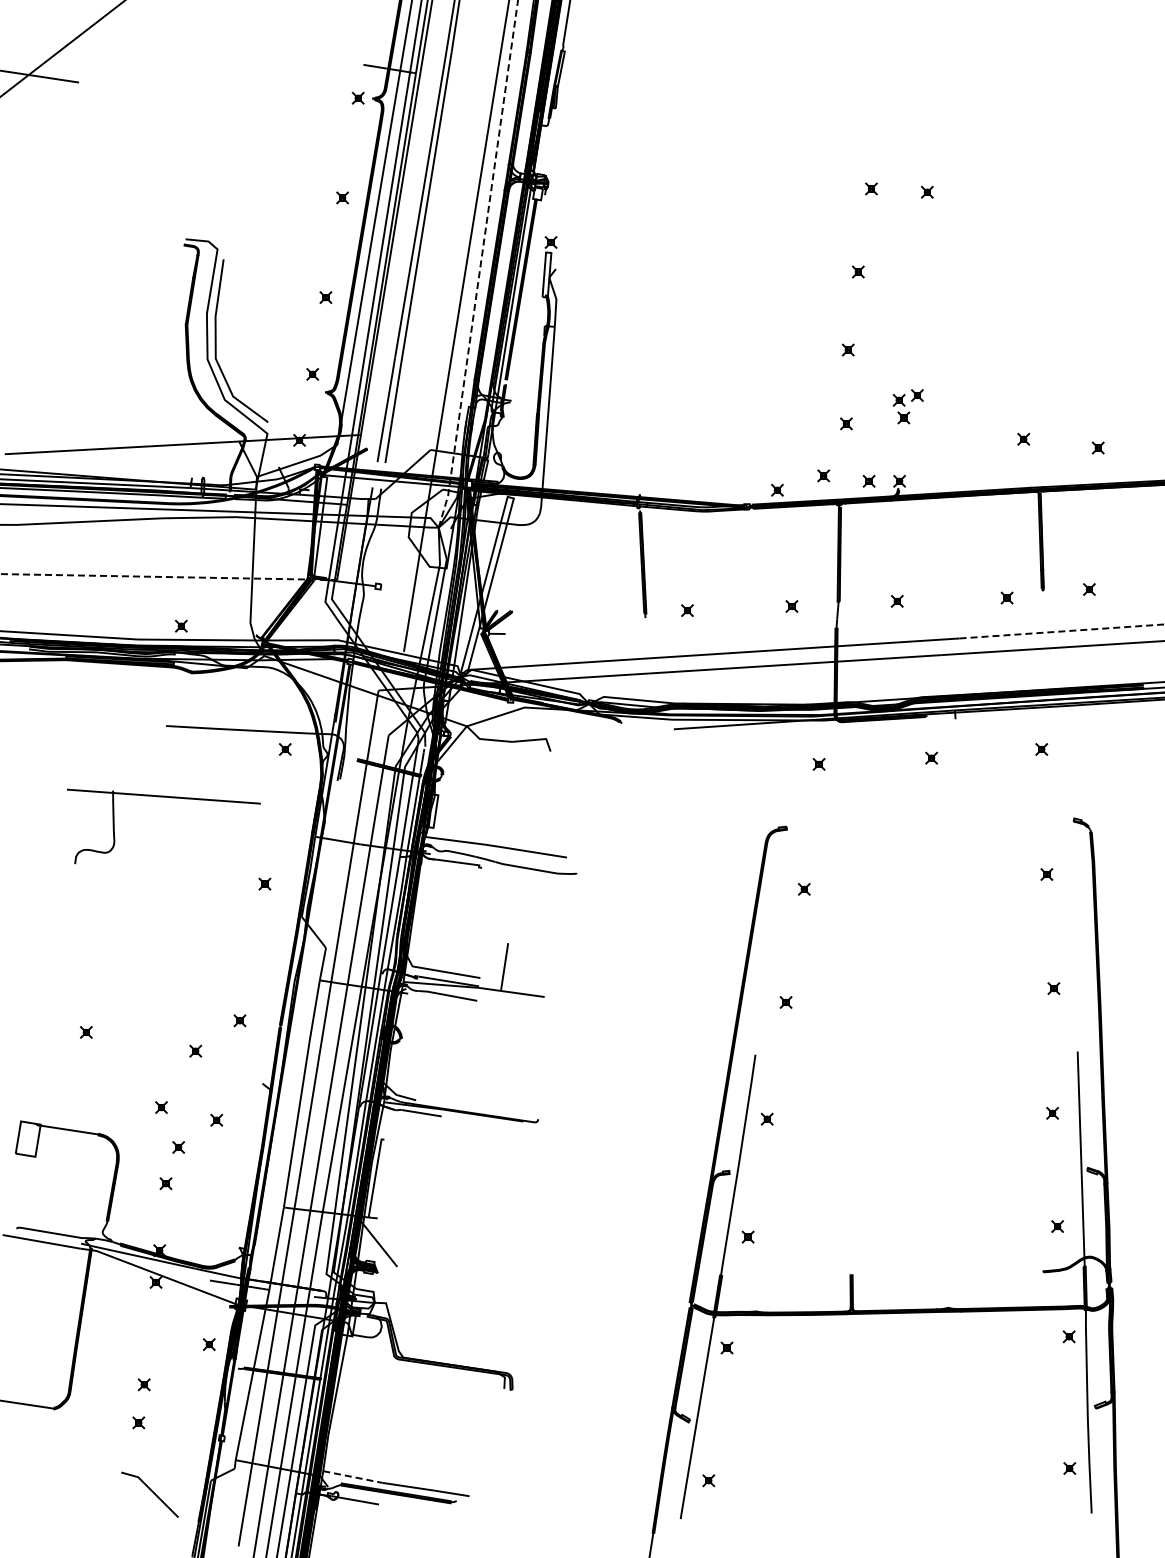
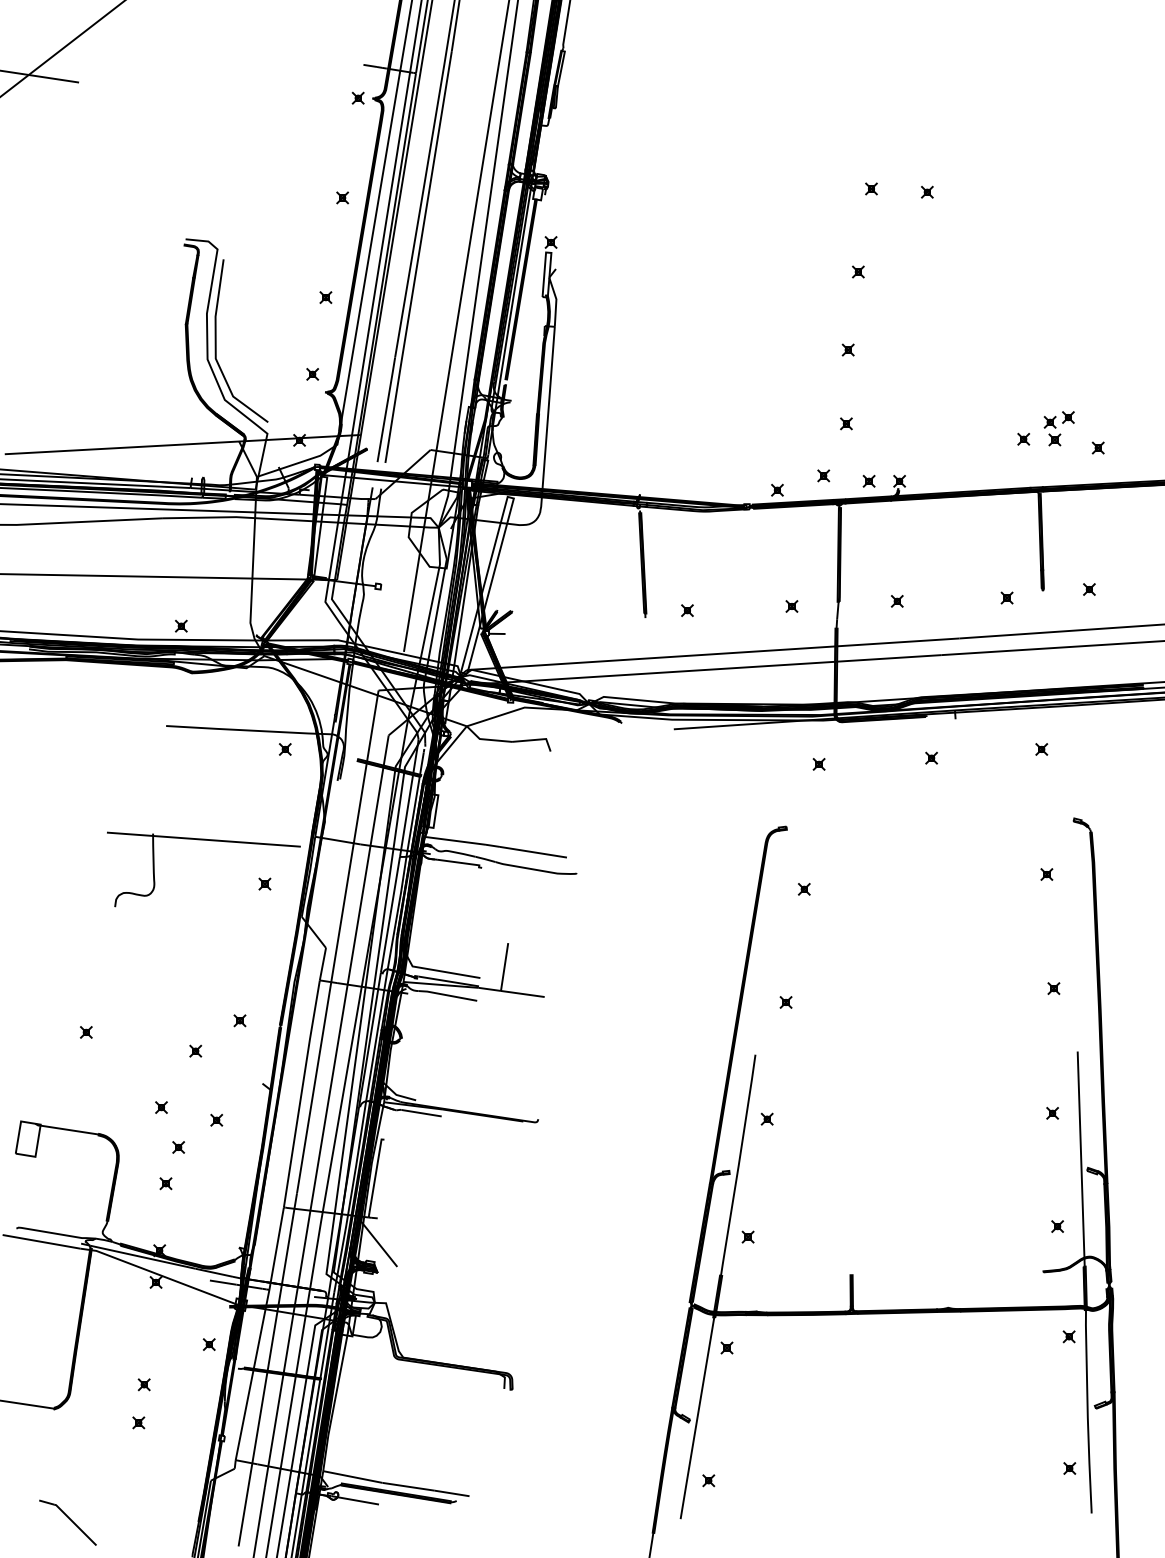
line: dashed -> solid (480, 265)
part position: (907, 406) -> (1058, 428) (1058, 428)
line: dashed -> solid (169, 577)
line: dashed -> solid (1062, 631)
part position: (163, 797) -> (203, 840) (203, 840)
line: dashed -> solid (353, 1477)
part position: (149, 1494) -> (67, 1522) (67, 1522)
